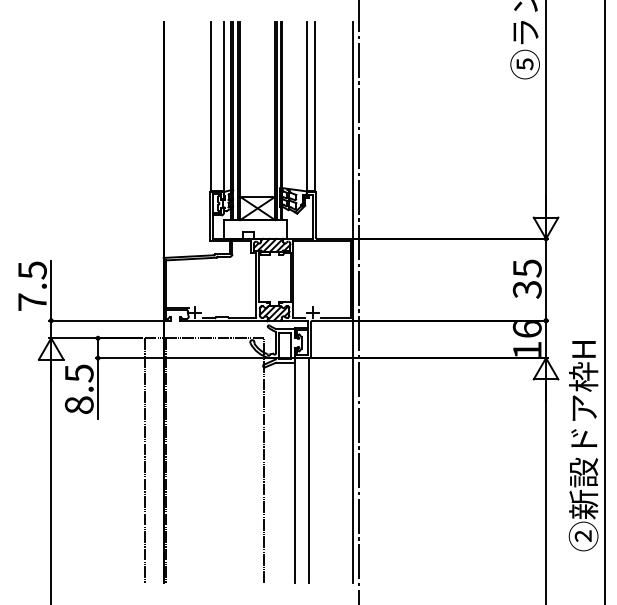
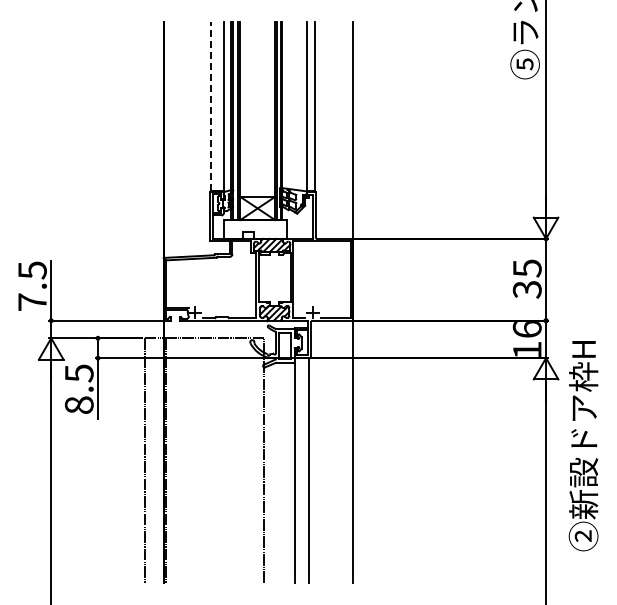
line: solid -> dashed (210, 106)
line: present -> none (358, 301)
line: present -> none (604, 301)
